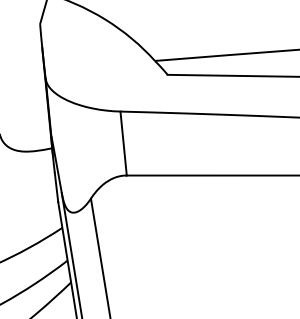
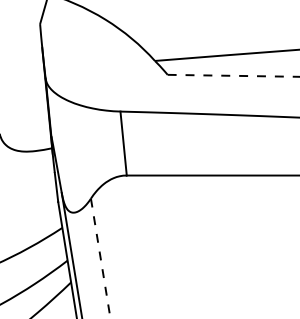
line: solid -> dashed (233, 75)
line: solid -> dashed (100, 258)
